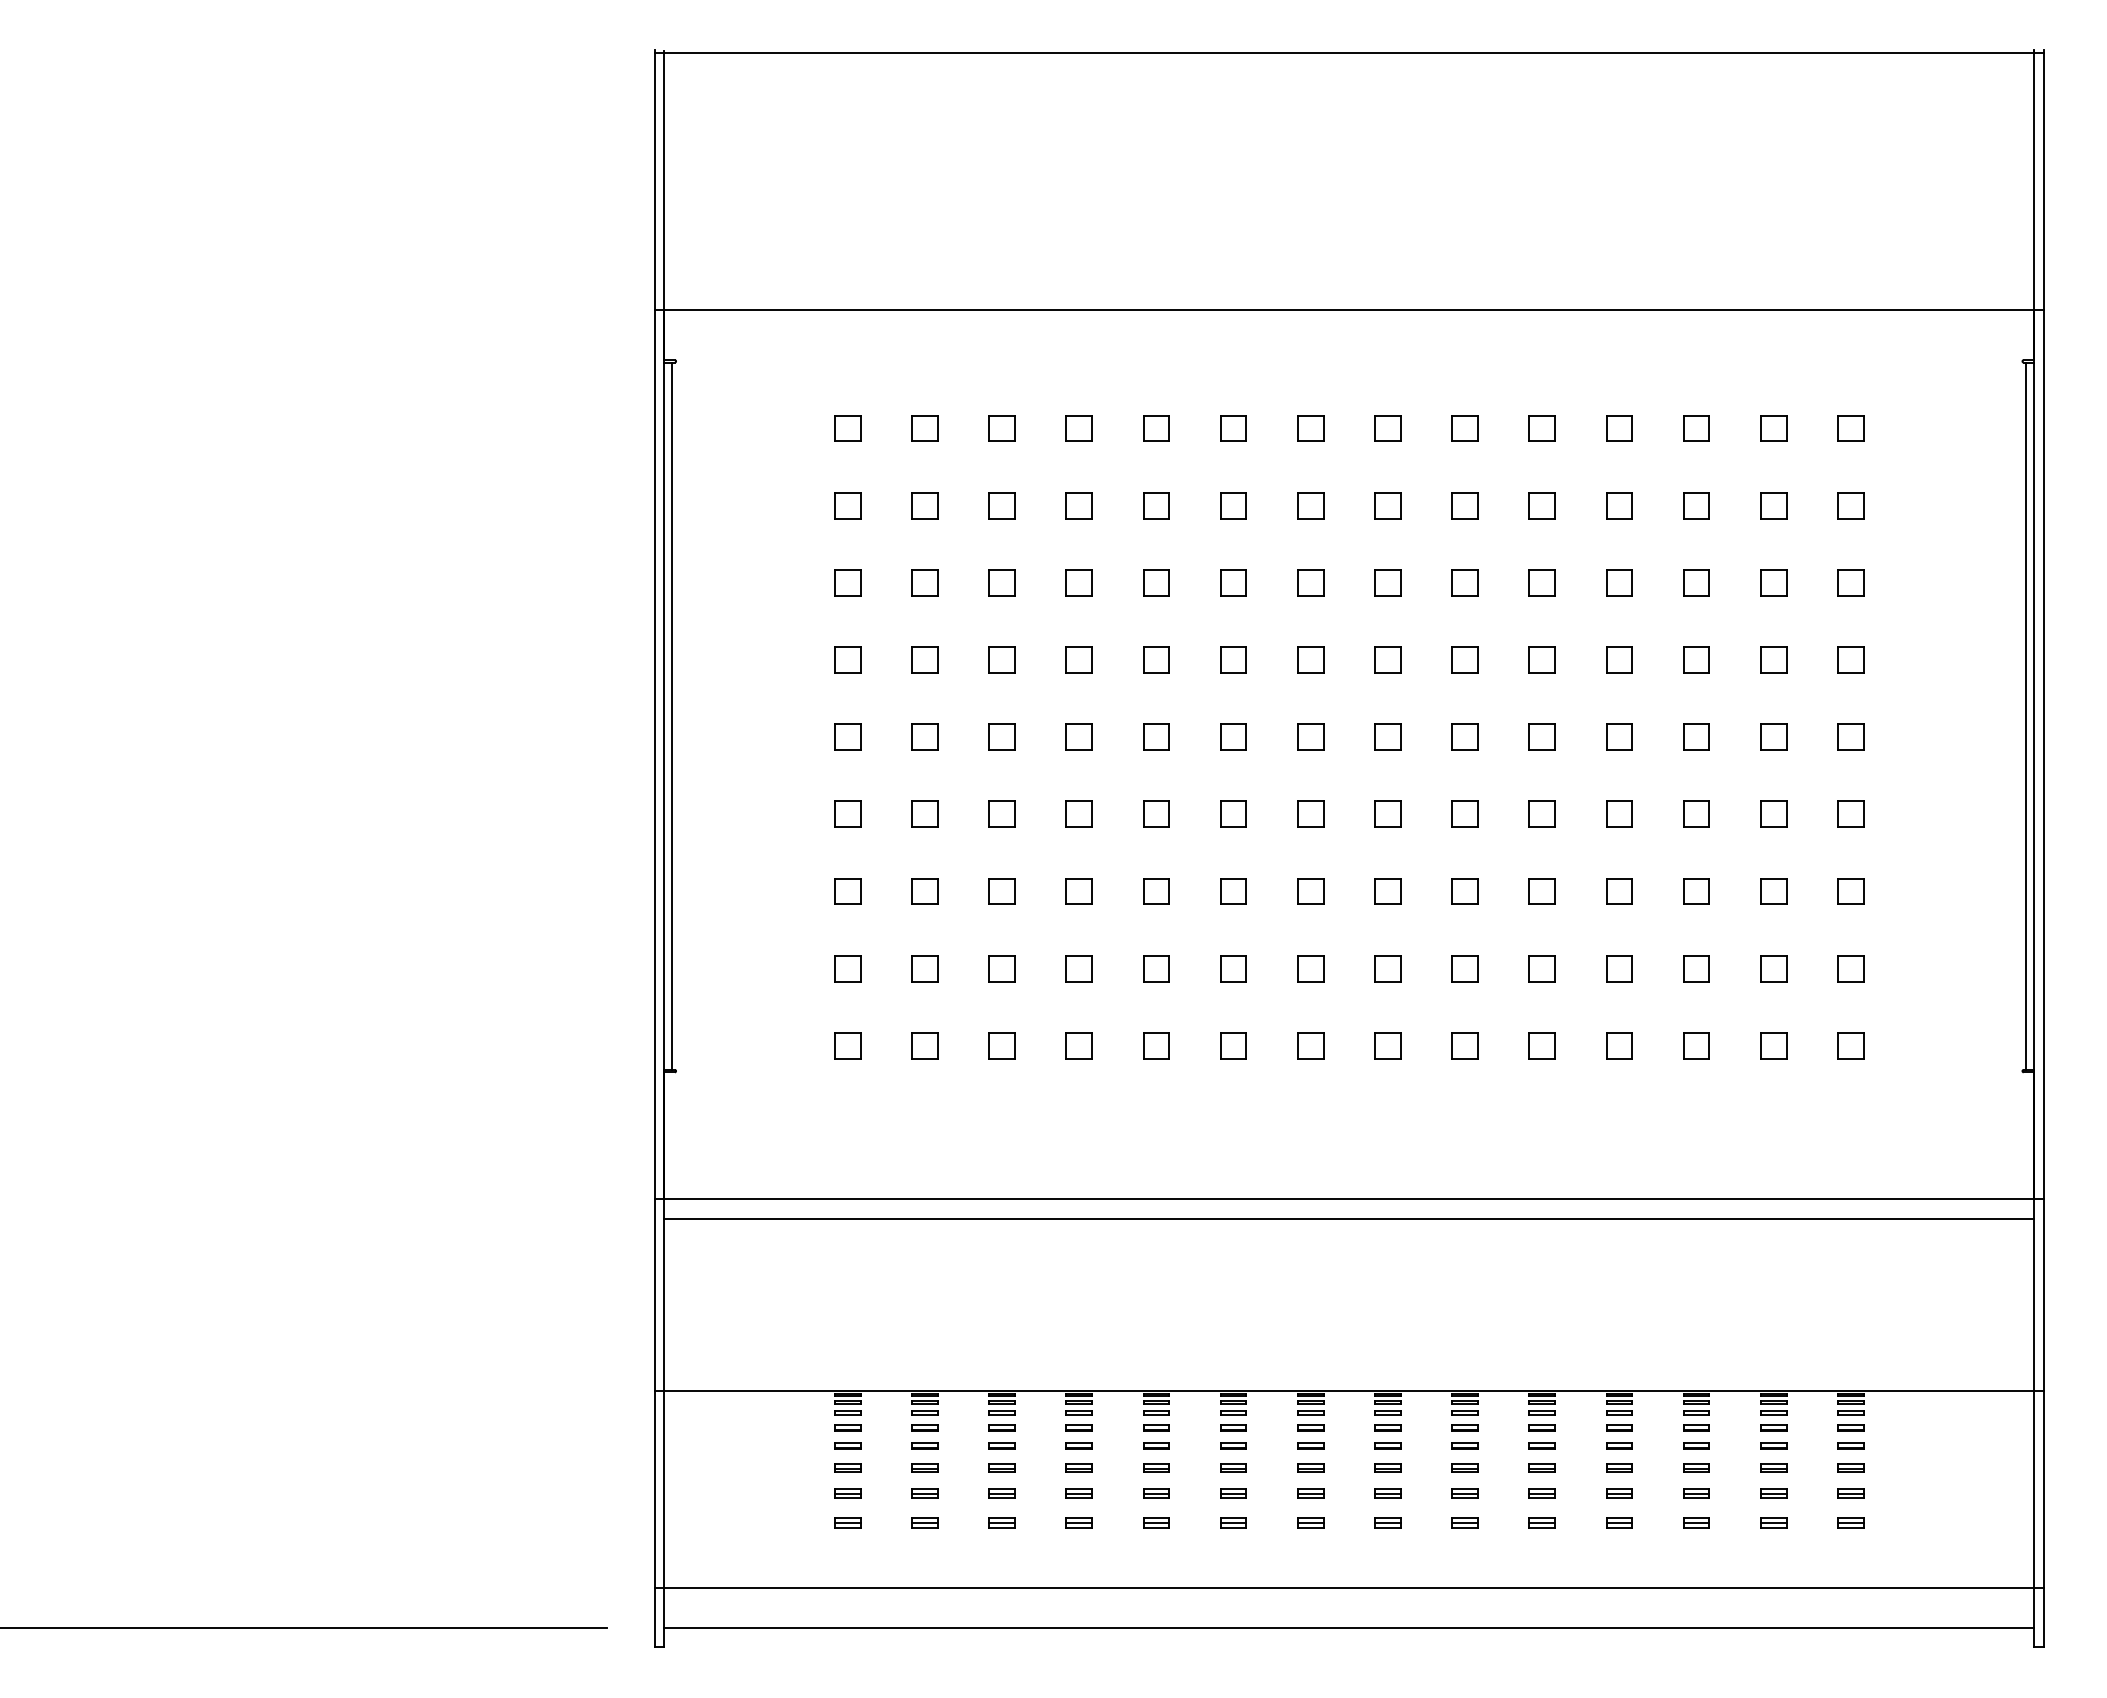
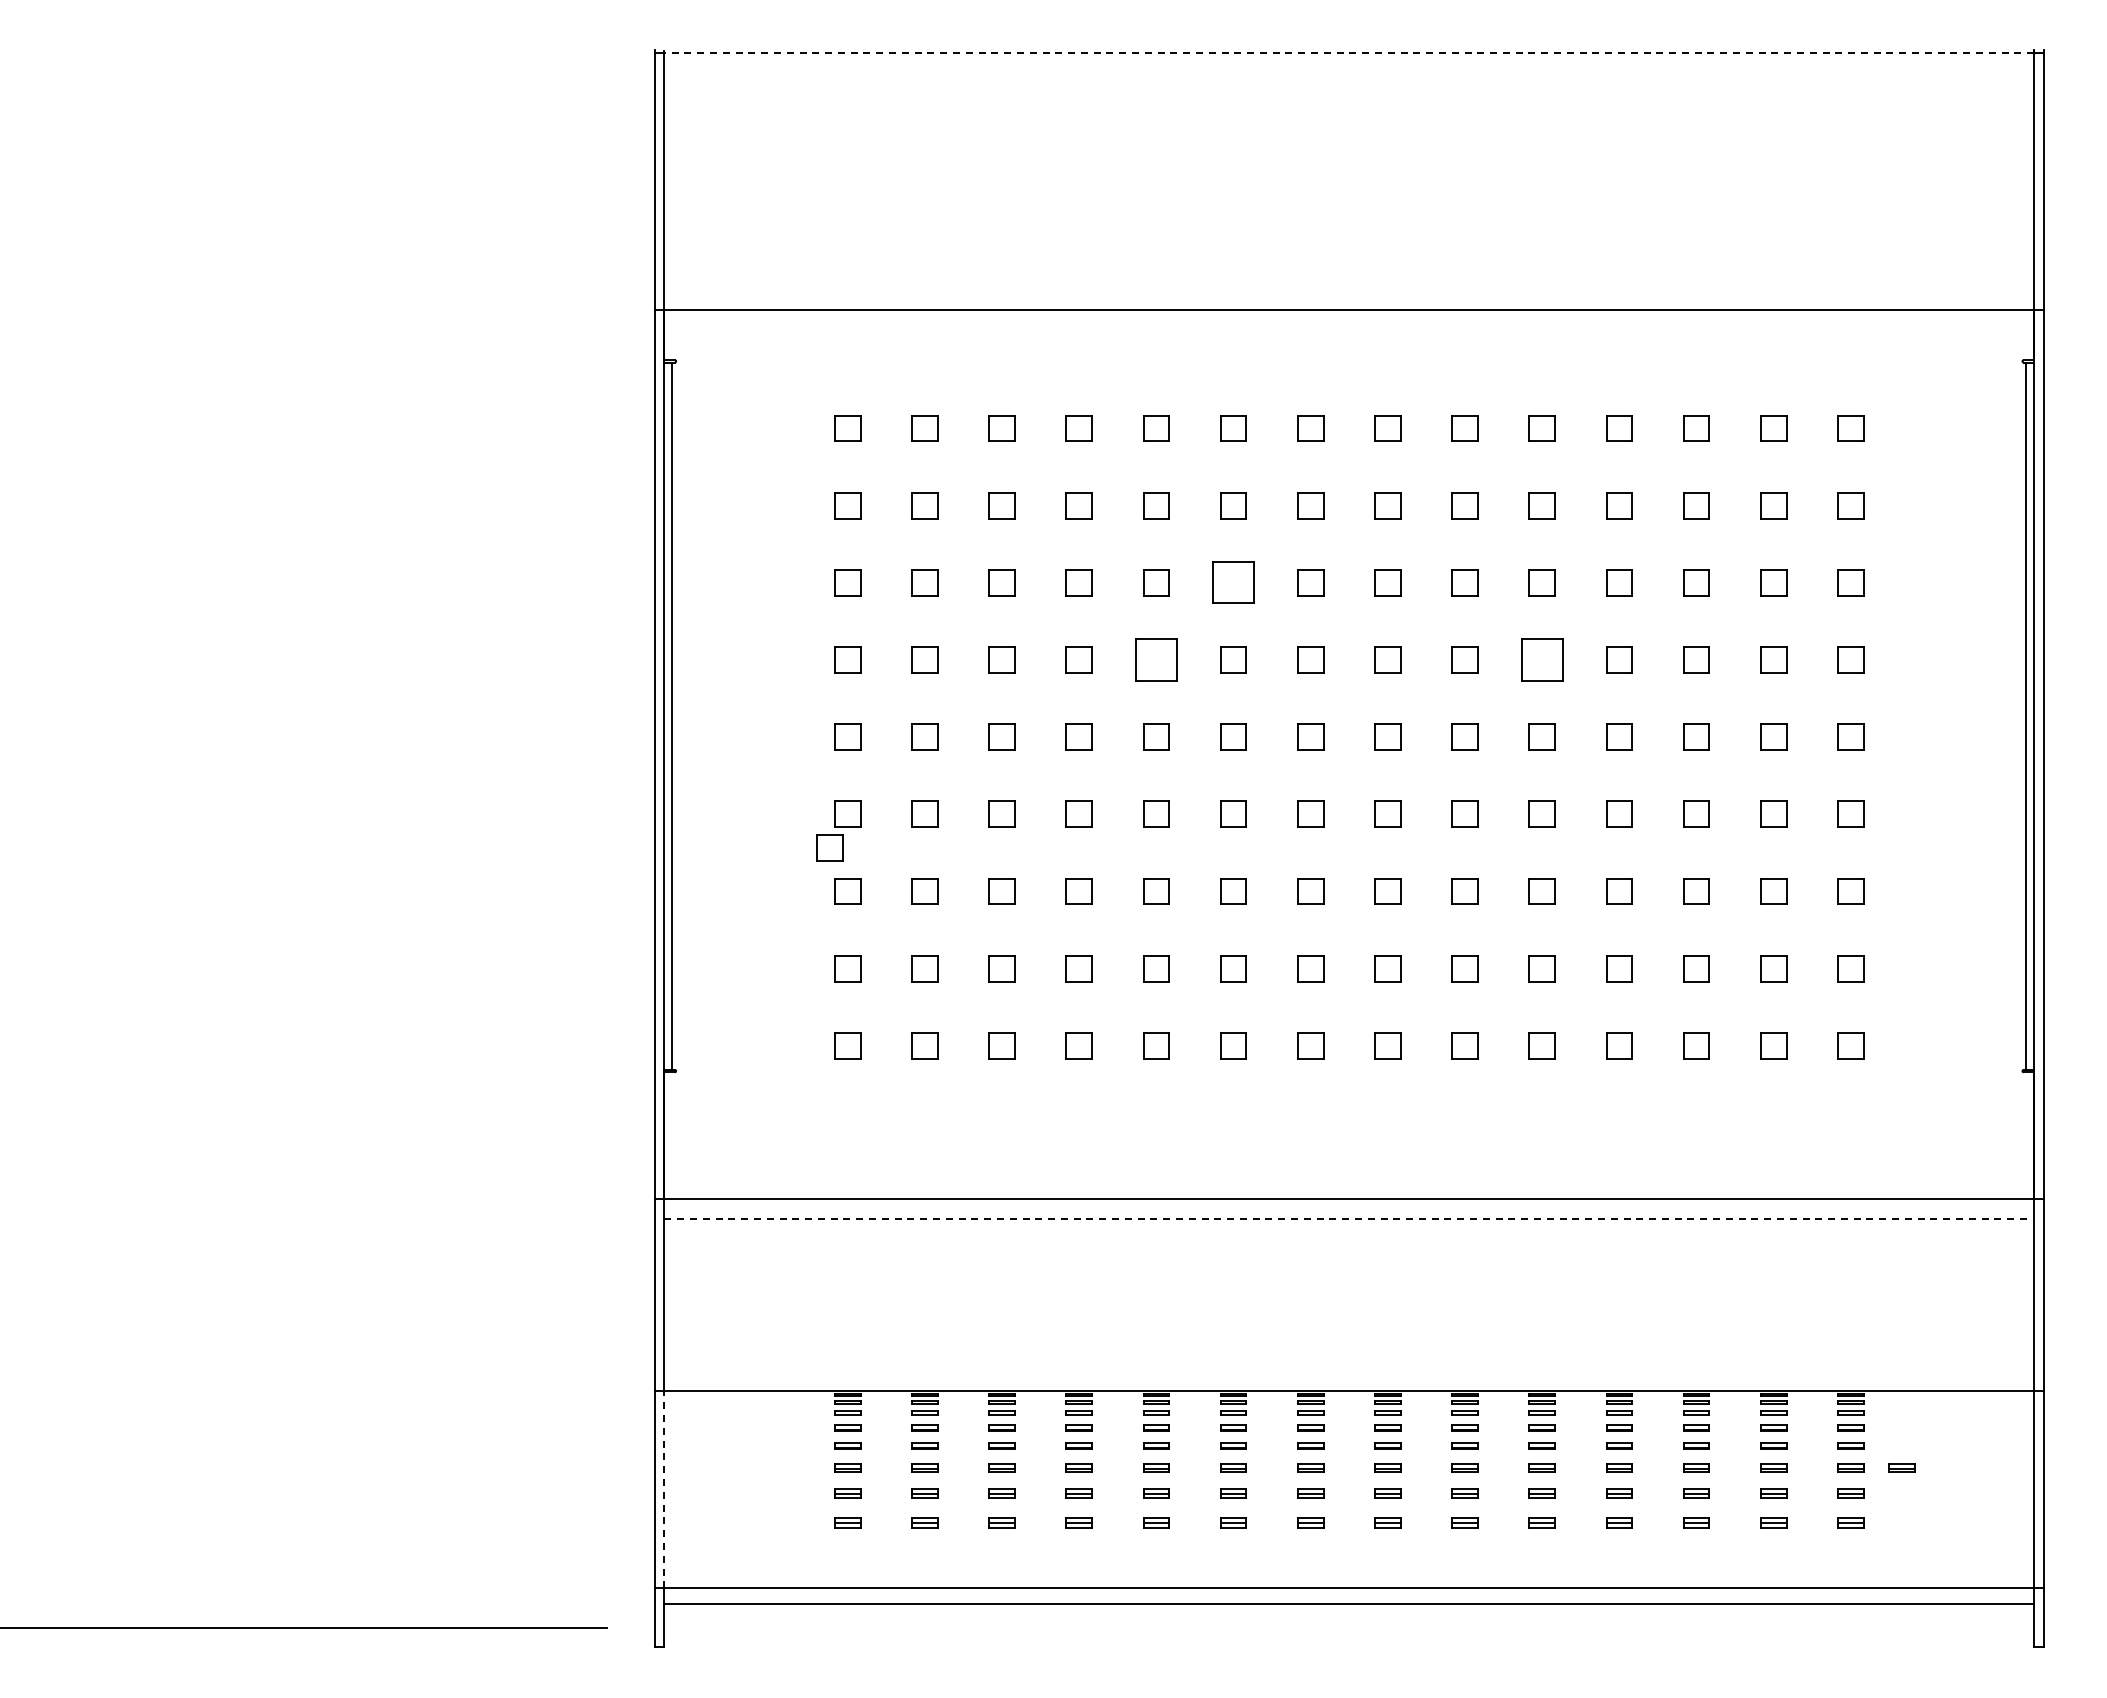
line: solid -> dashed (1349, 53)
part size: 27x28 px -> 43x43 px (1233, 582)
part size: 27x28 px -> 43x44 px (1156, 659)
part size: 28x28 px -> 43x44 px (1542, 659)
part: none -> present (829, 847)
line: solid -> dashed (1349, 1219)
part: none -> present (1901, 1467)
line: solid -> dashed (664, 1489)
line position: (1349, 1627) -> (1349, 1603) (1349, 1603)
